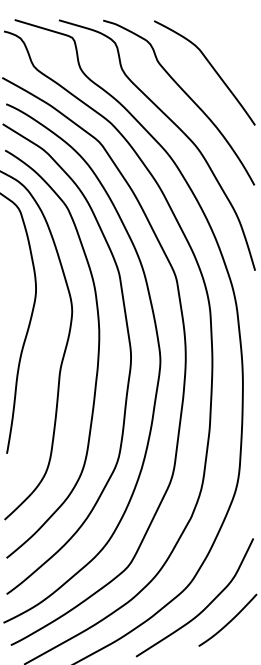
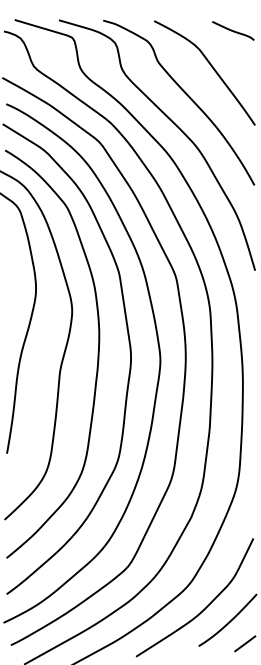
curve: none -> present (233, 30)
line: none -> present (245, 643)
